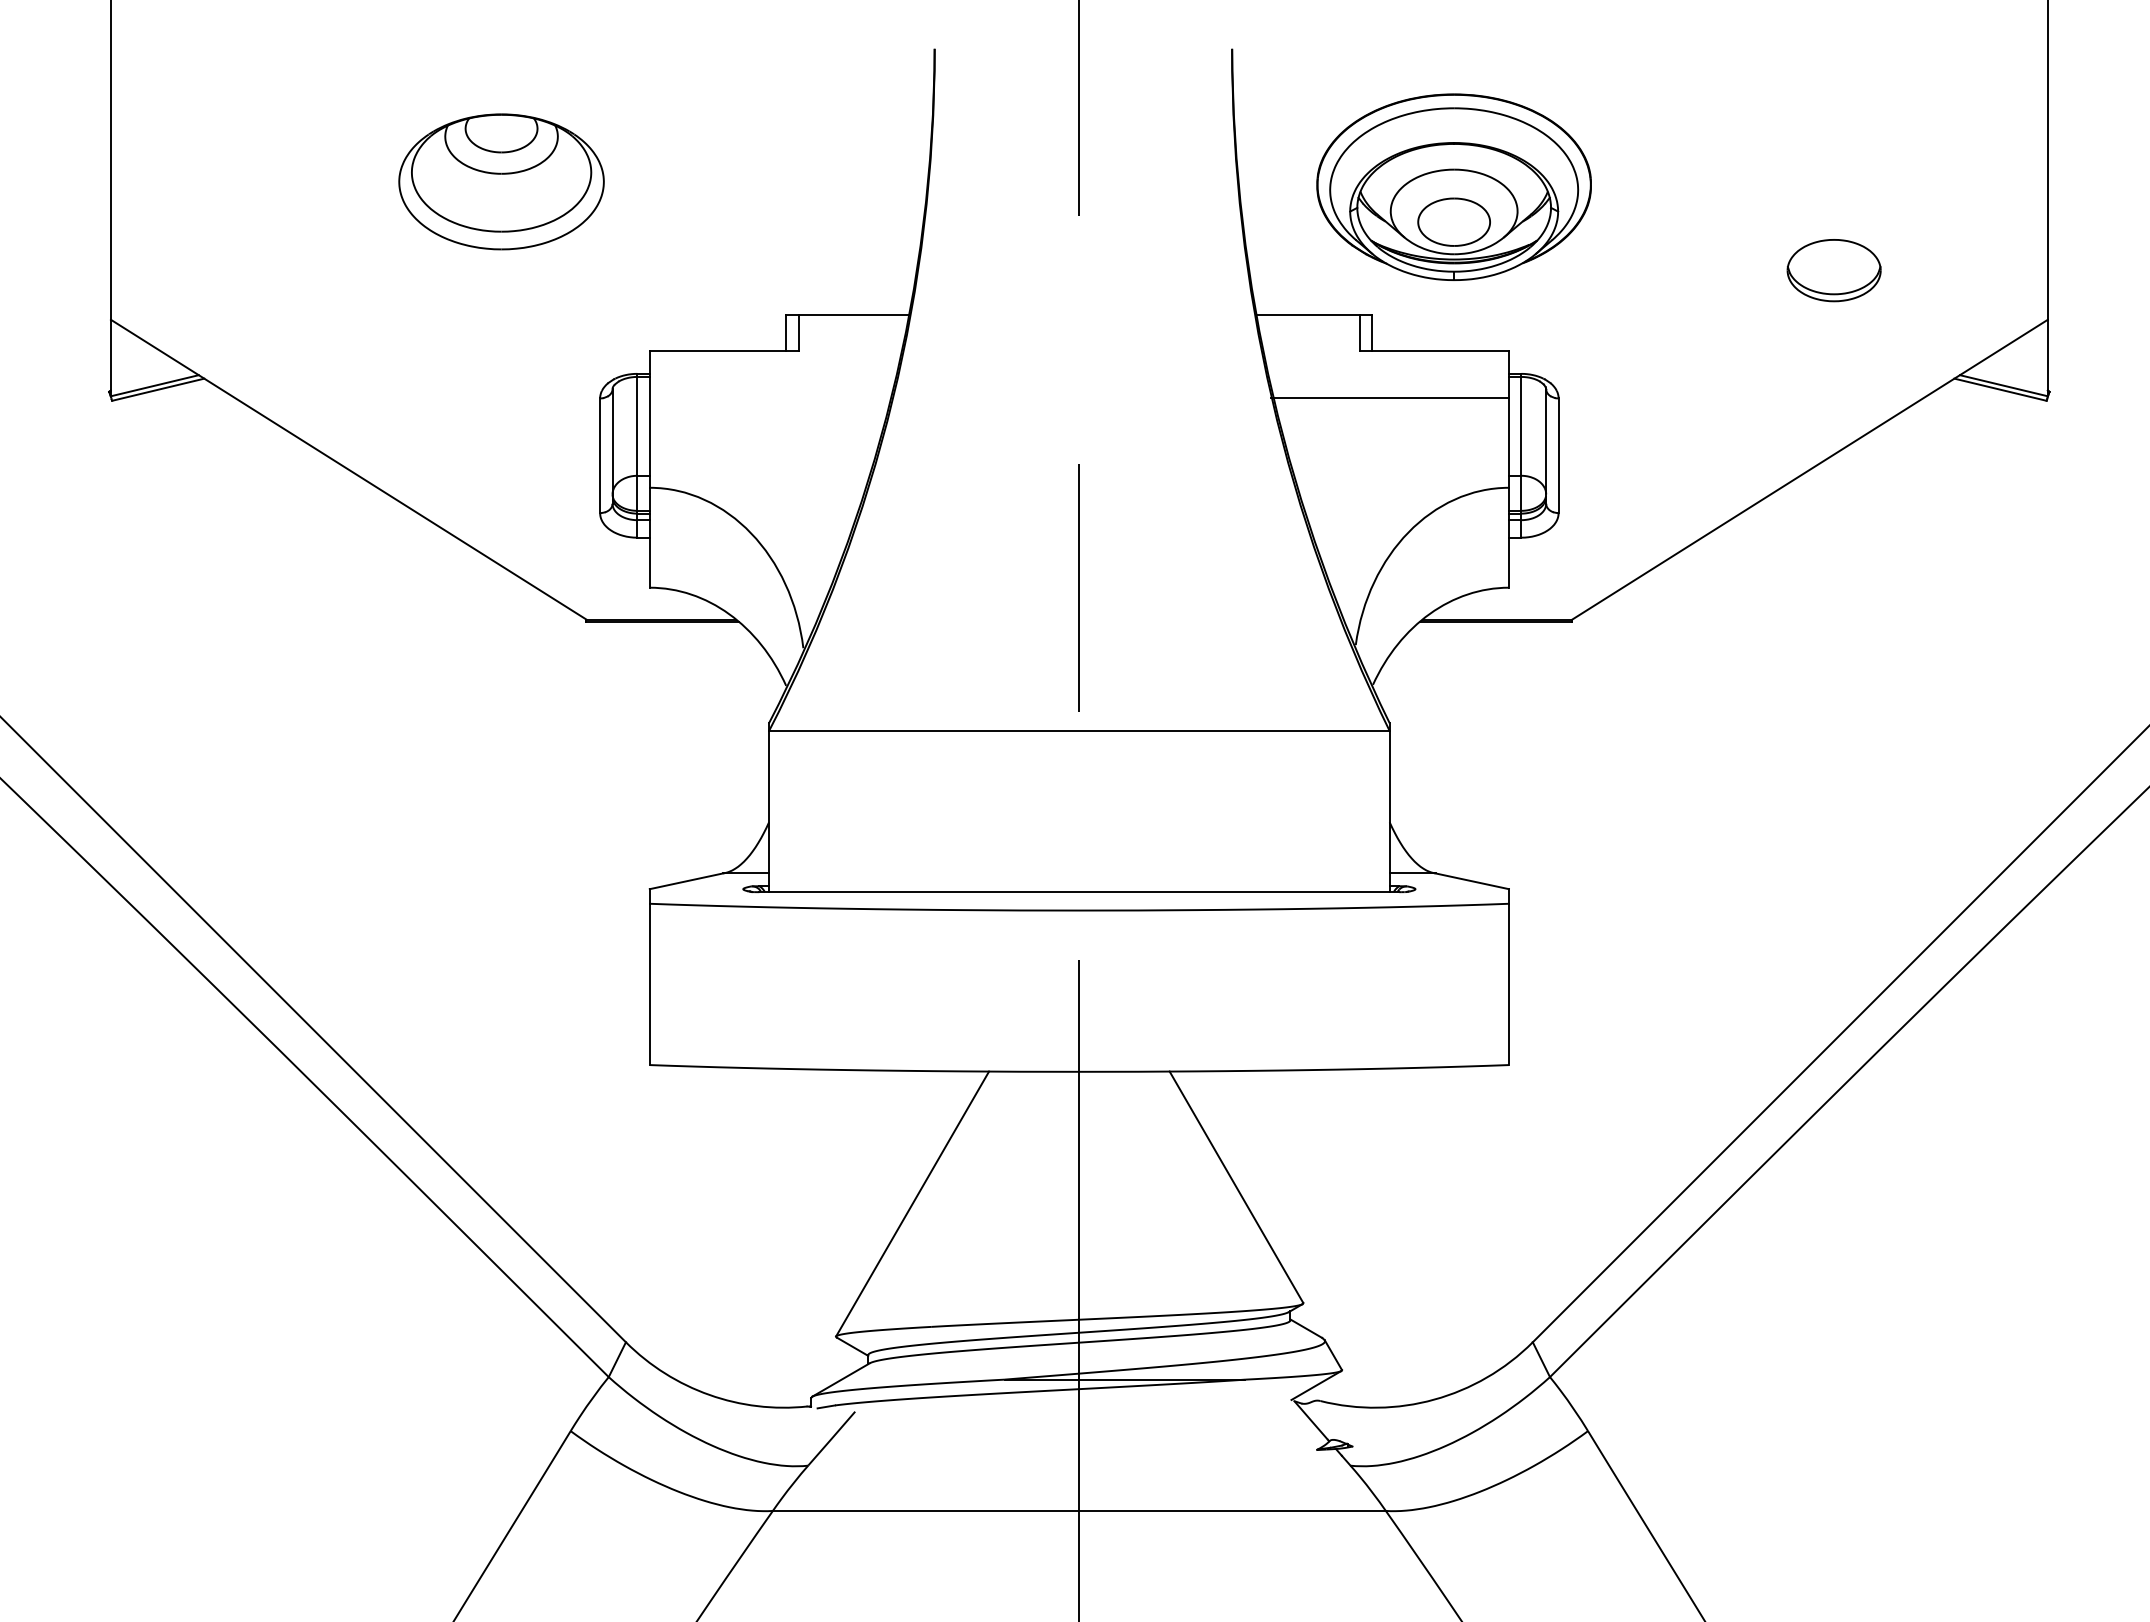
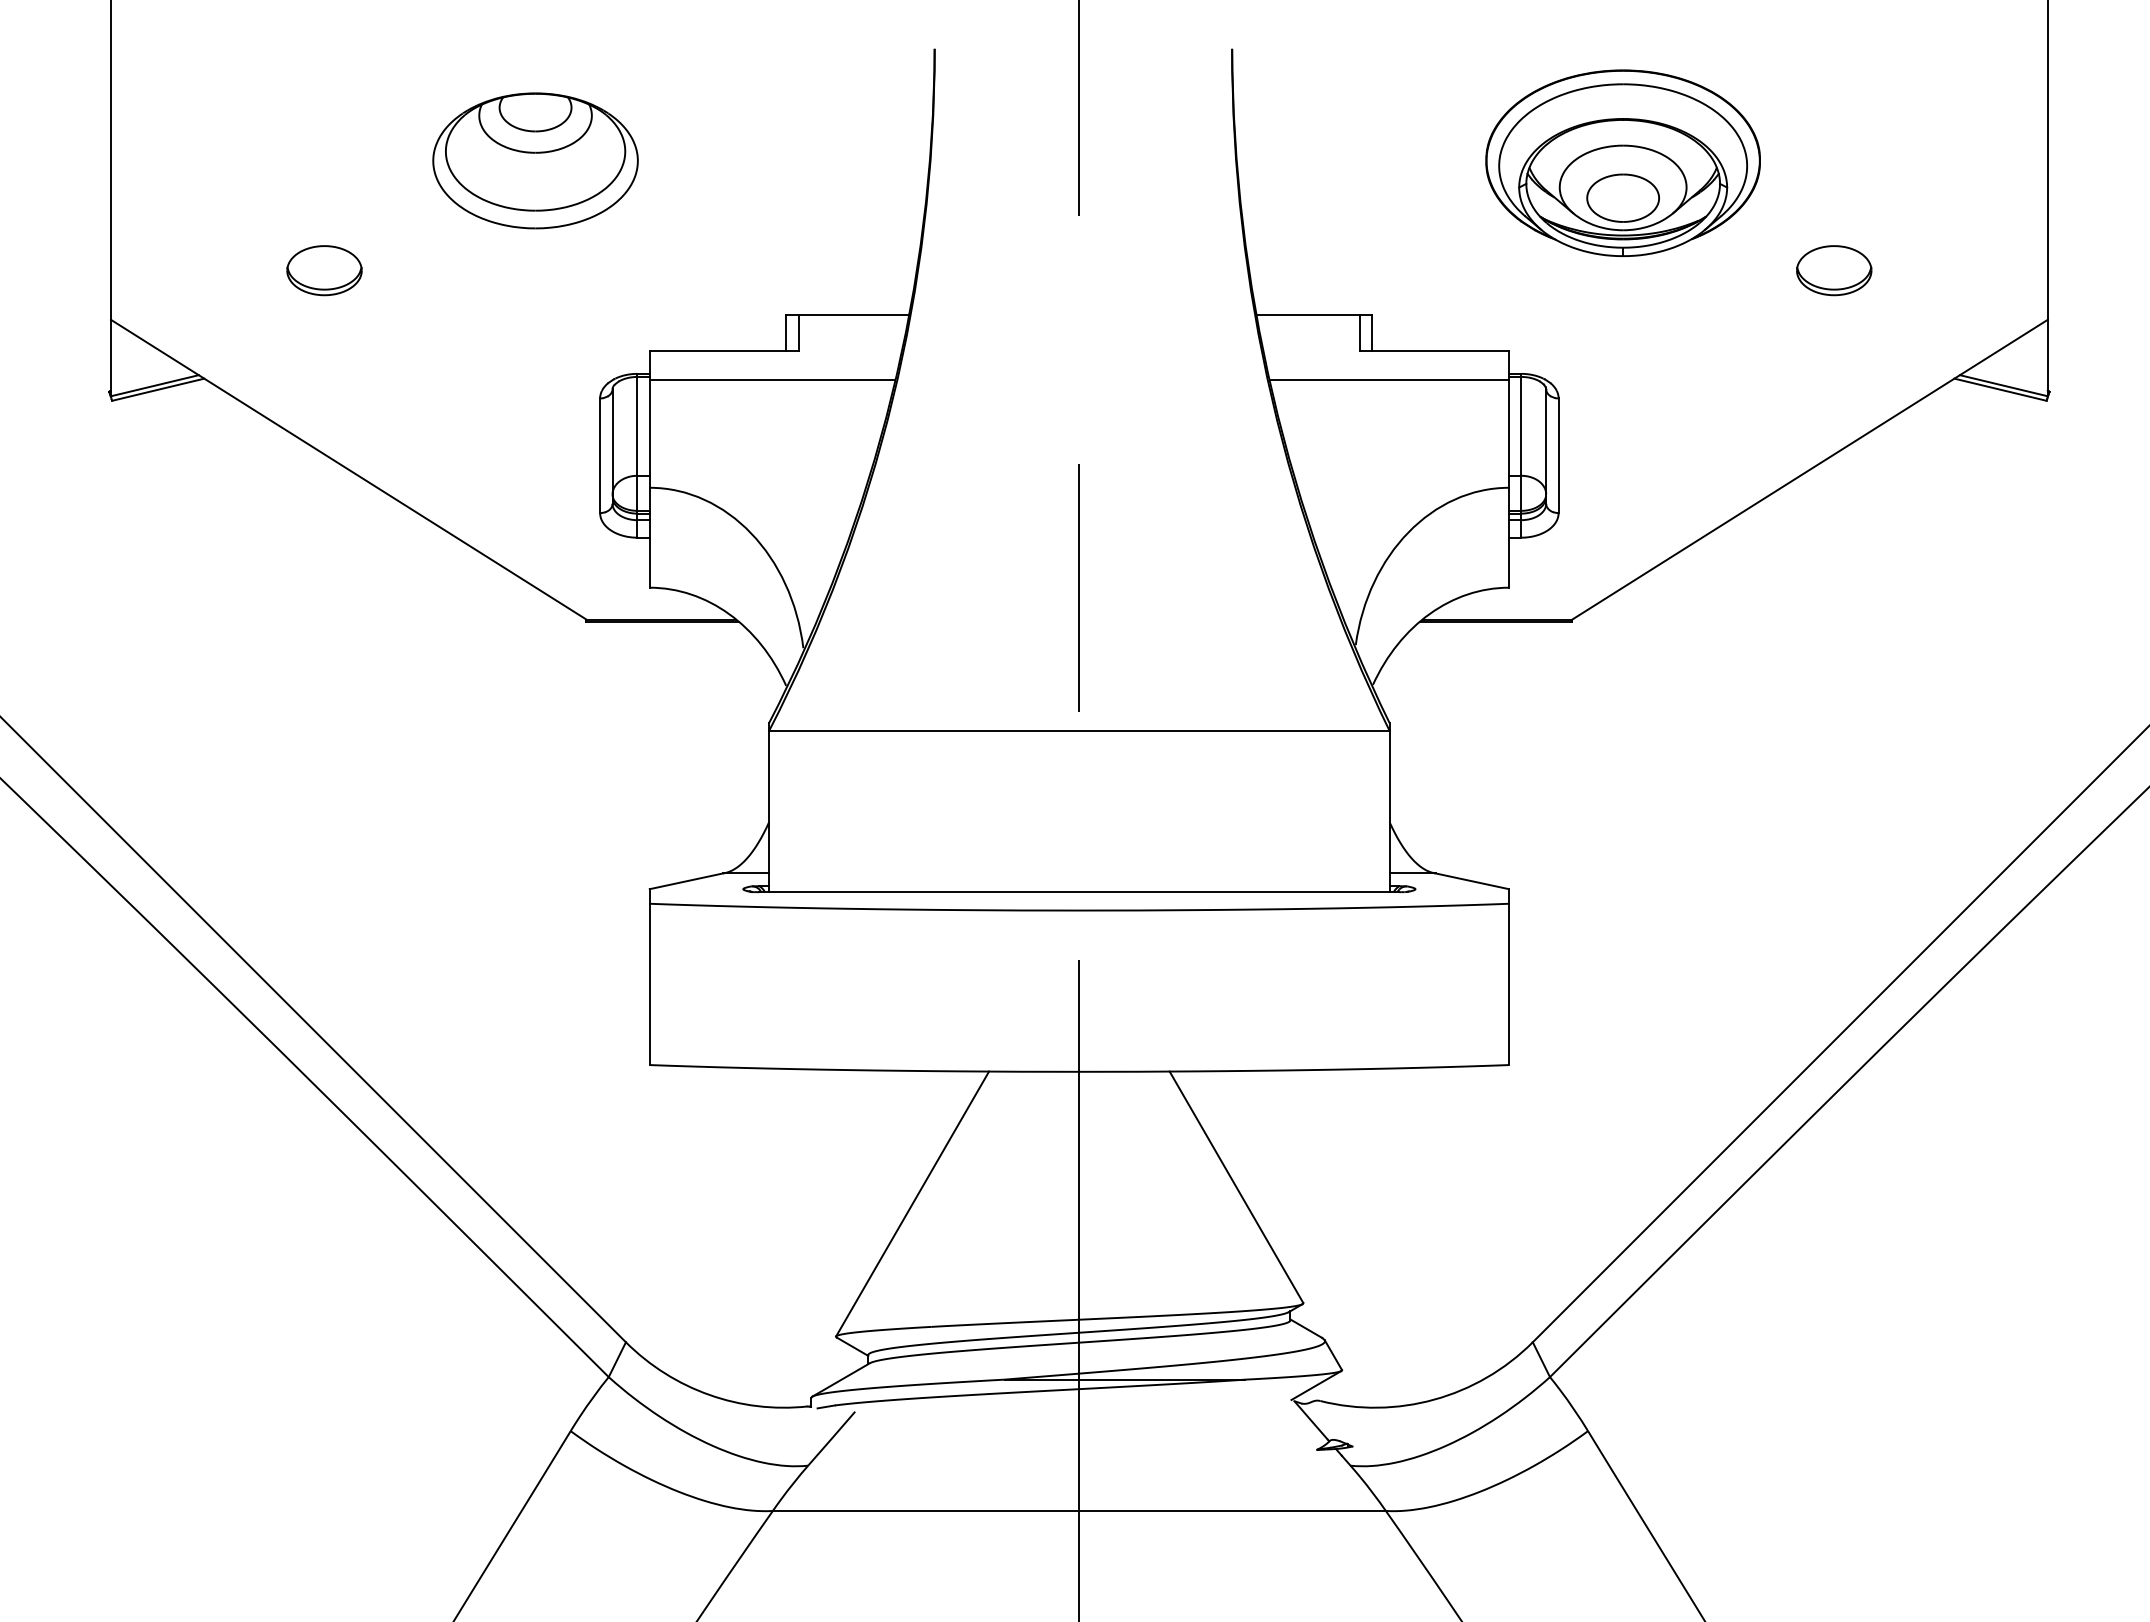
part position: (501, 181) -> (535, 160) (535, 160)
part position: (1453, 186) -> (1622, 162) (1622, 162)
part: none -> present (324, 270)
part size: 96x64 px -> 77x52 px (1834, 270)
line: none -> present (771, 380)
line position: (1389, 398) -> (1389, 380) (1389, 380)
